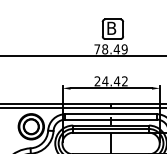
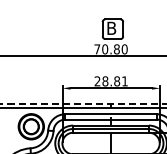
text: 78.49 -> 70.80 (114, 49)
text: 24.42 -> 28.81 (114, 81)
line: solid -> dashed (84, 103)
